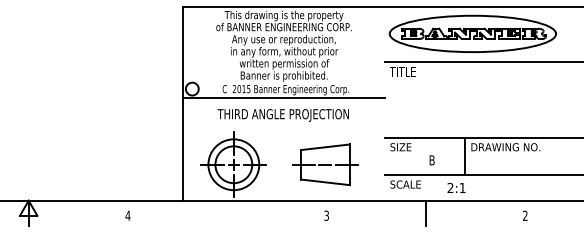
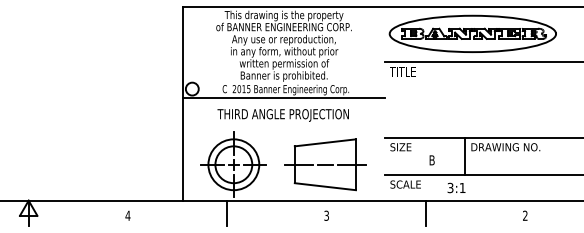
part size: 67x44 px -> 83x54 px (325, 164)
text: 2:1 -> 3:1 (450, 188)
line: none -> present (227, 212)
